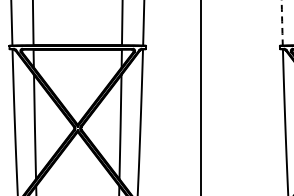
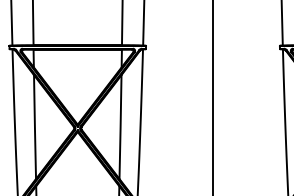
arc: dashed -> solid (282, 23)
line position: (200, 97) -> (212, 97) (212, 97)
